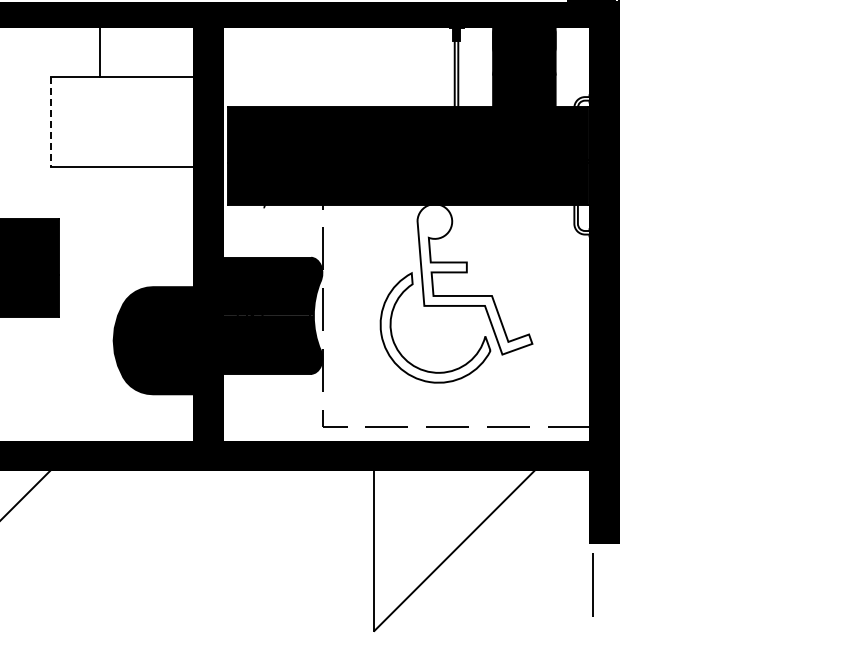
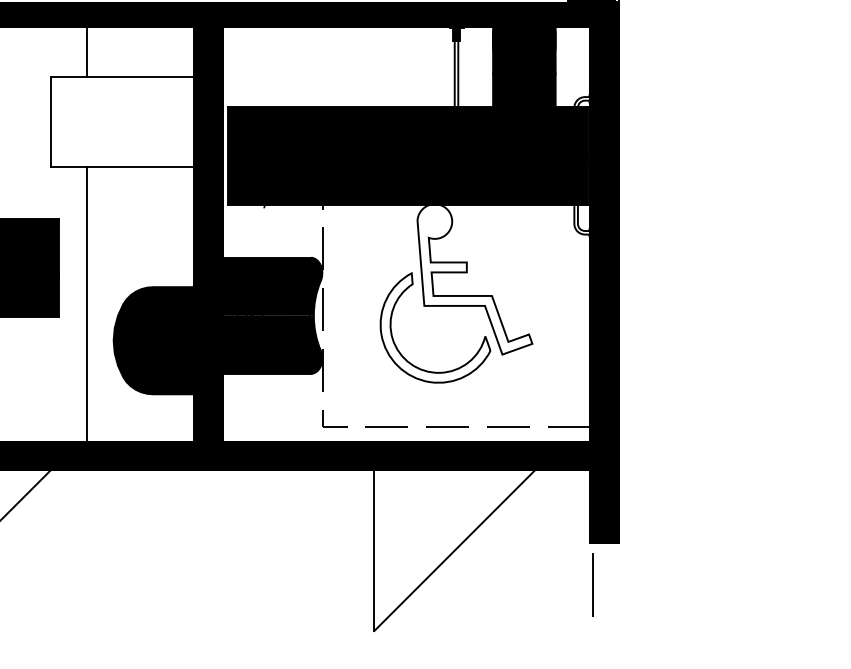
line position: (99, 52) -> (86, 52) (86, 52)
line: dashed -> solid (51, 122)
line: none -> present (86, 303)
